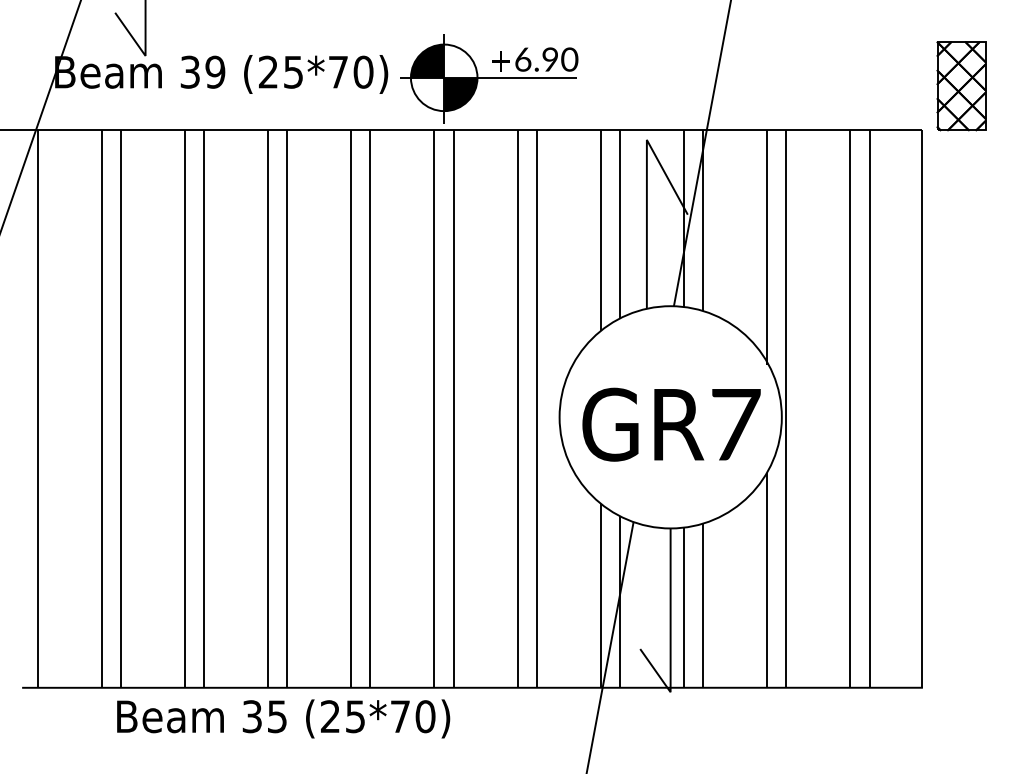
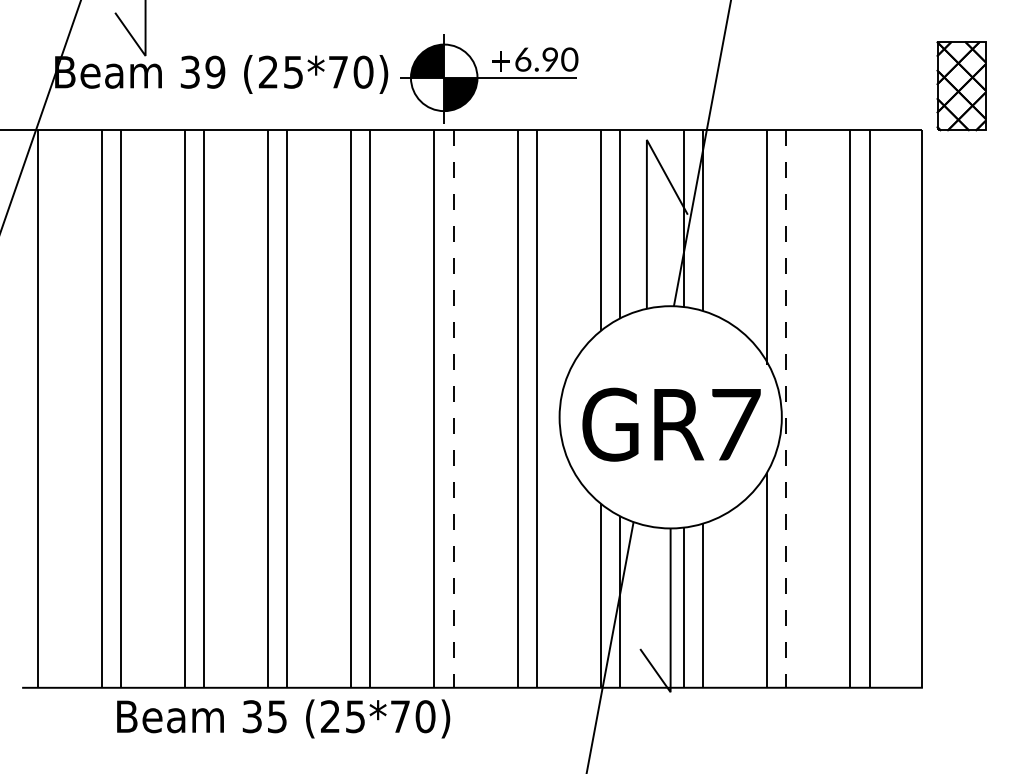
line: solid -> dashed (453, 409)
line: solid -> dashed (786, 409)
